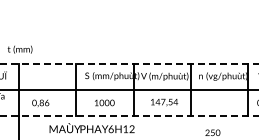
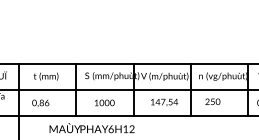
text position: (19, 49) -> (45, 76) (45, 76)
line: dashed -> solid (129, 63)
line: dashed -> solid (129, 115)
text position: (212, 132) -> (212, 101) (212, 101)
